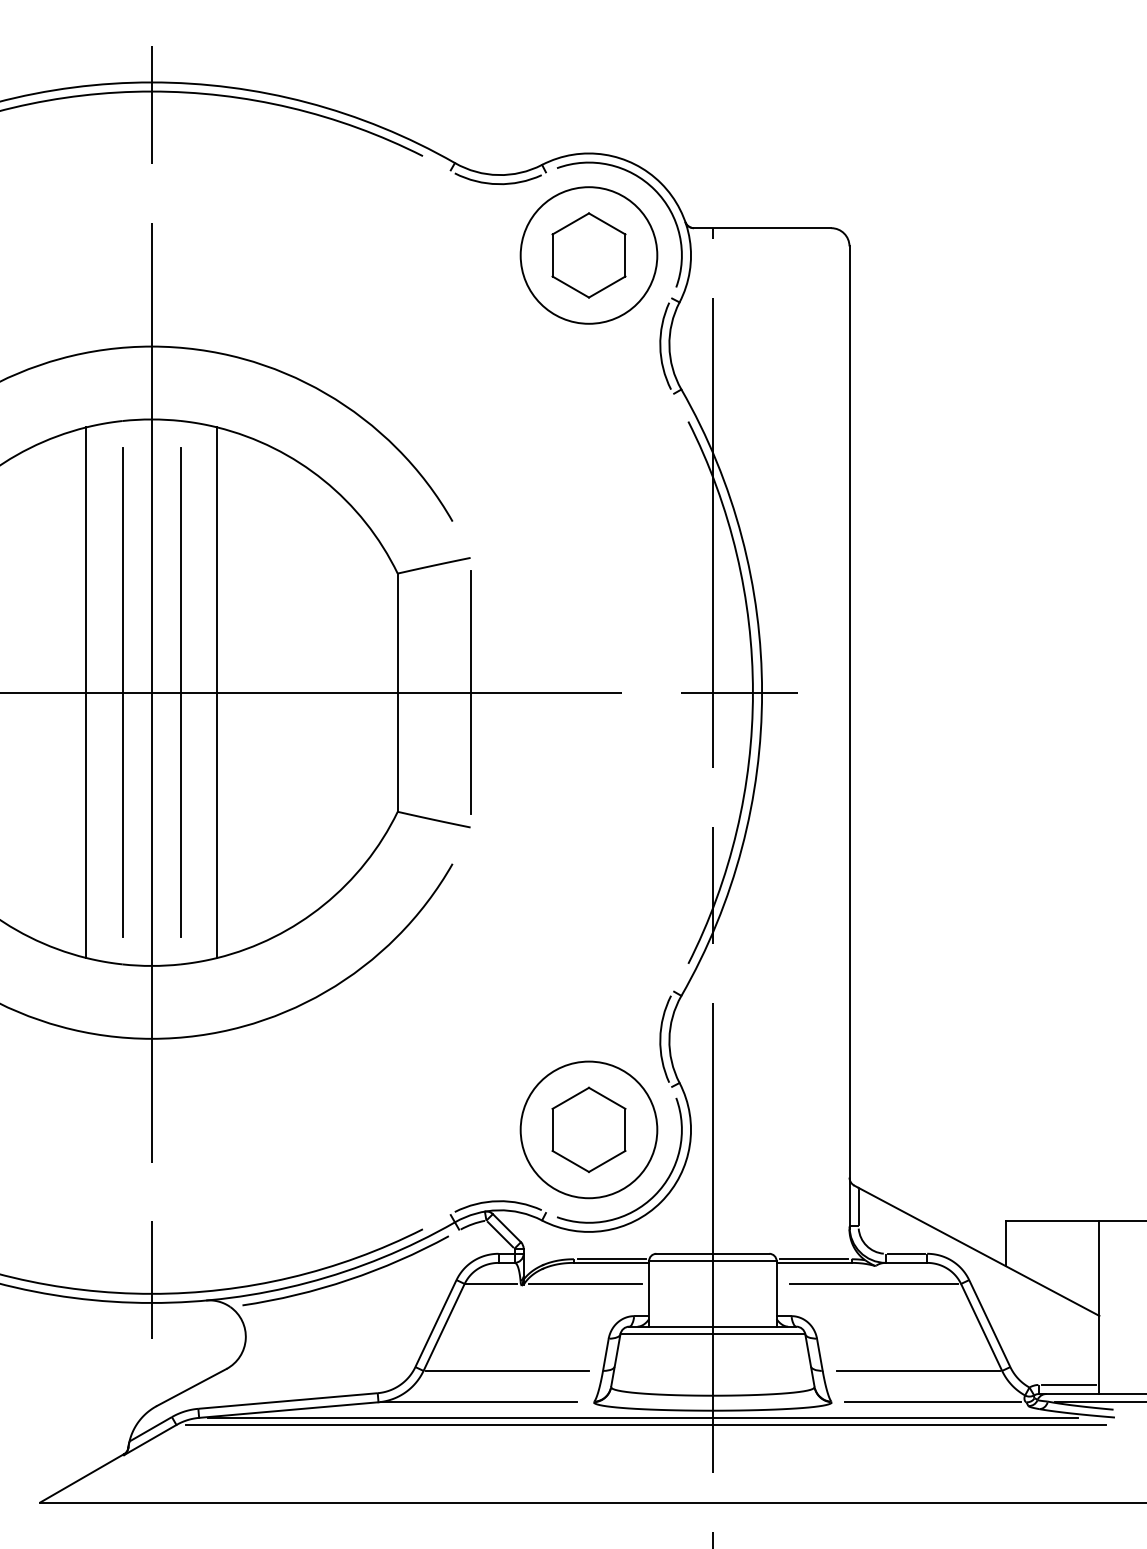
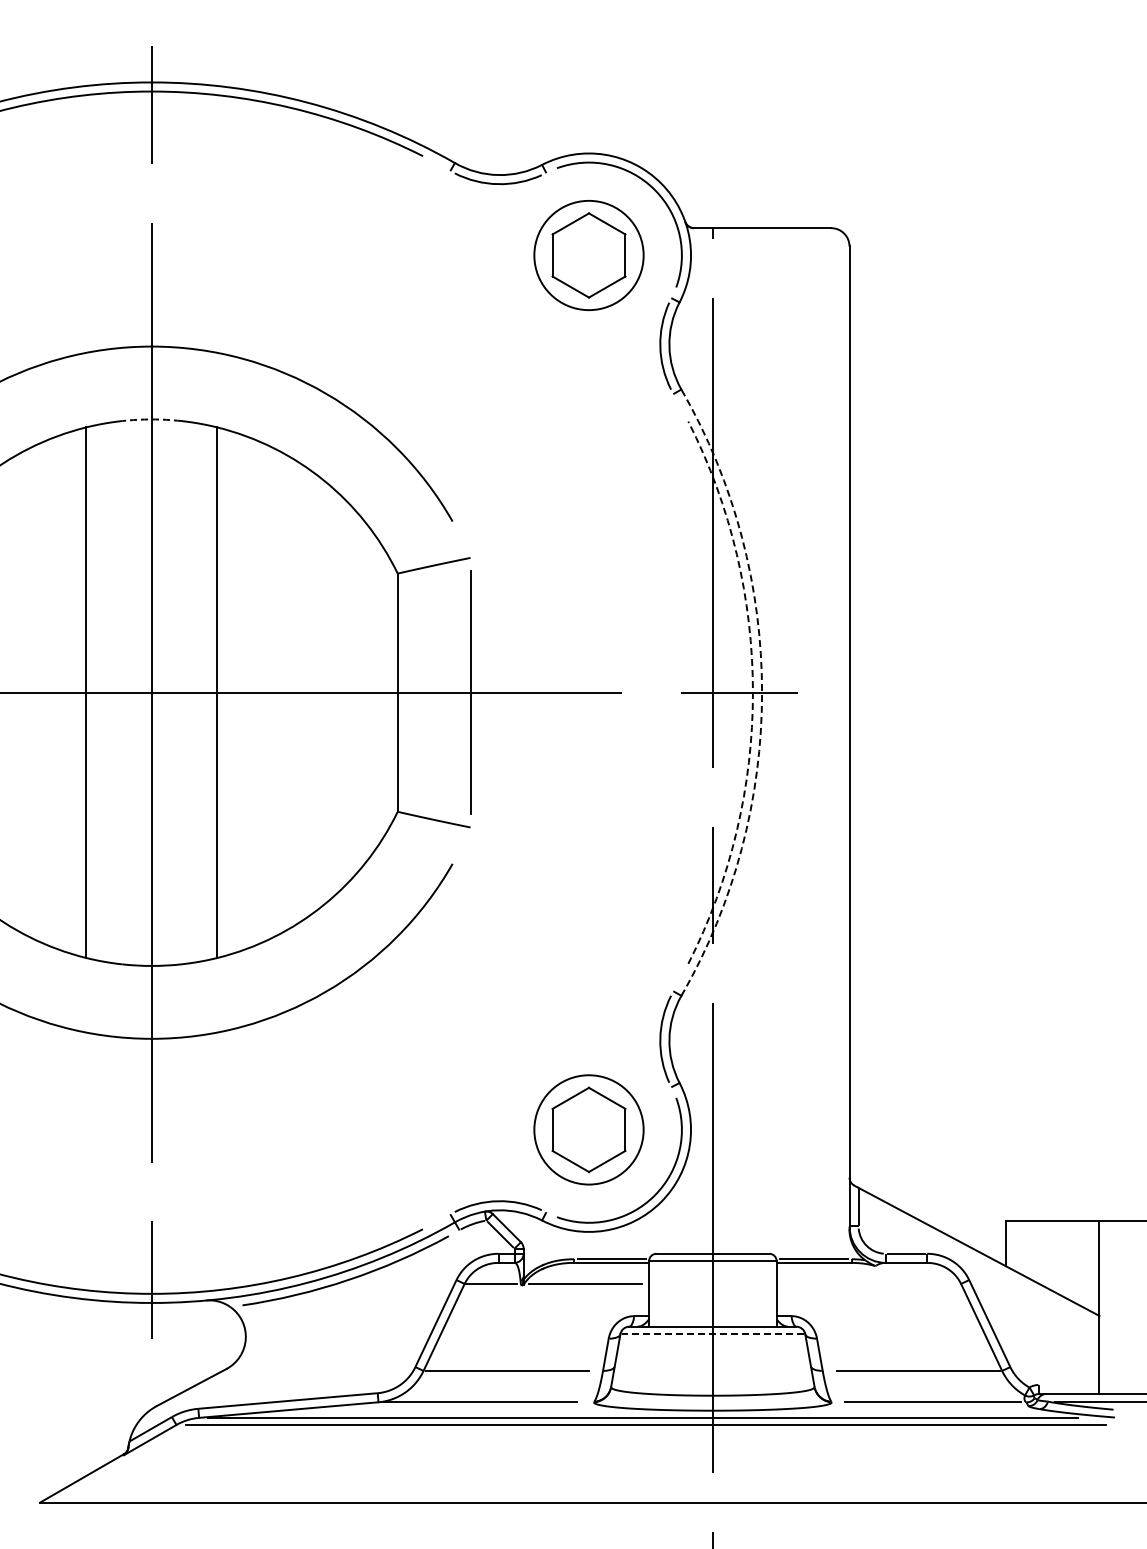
circle diameter: 137 px -> 109 px (588, 255)
arc: solid -> dashed (151, 419)
line: present -> none (122, 692)
line: present -> none (180, 692)
arc: solid -> dashed (752, 692)
arc: solid -> dashed (762, 692)
circle diameter: 137 px -> 109 px (588, 1129)
line: present -> none (874, 1283)
line: solid -> dashed (712, 1334)
line: present -> none (1068, 1384)
